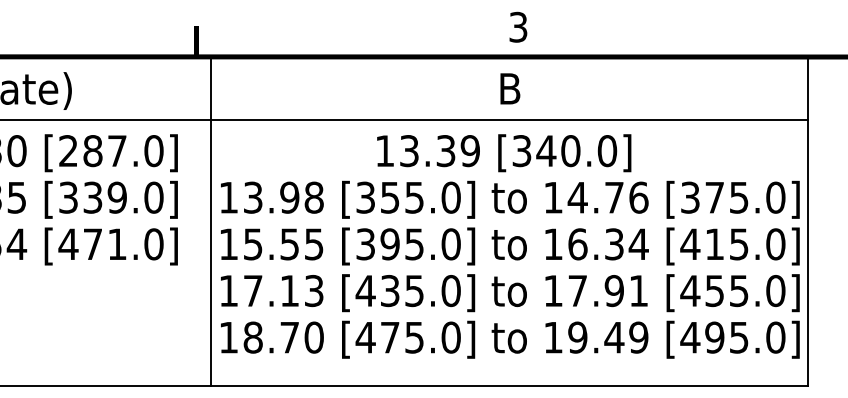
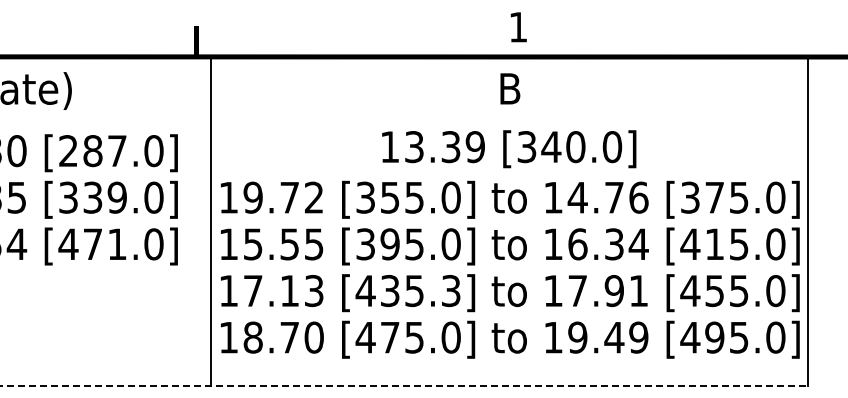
text: 3 -> 1 (518, 26)
line: present -> none (405, 119)
text position: (504, 153) -> (509, 149) (509, 149)
text: 13.98 -> 19.72 (283, 197)
text: [435.0] -> [435.3] (450, 291)
line: solid -> dashed (404, 386)
